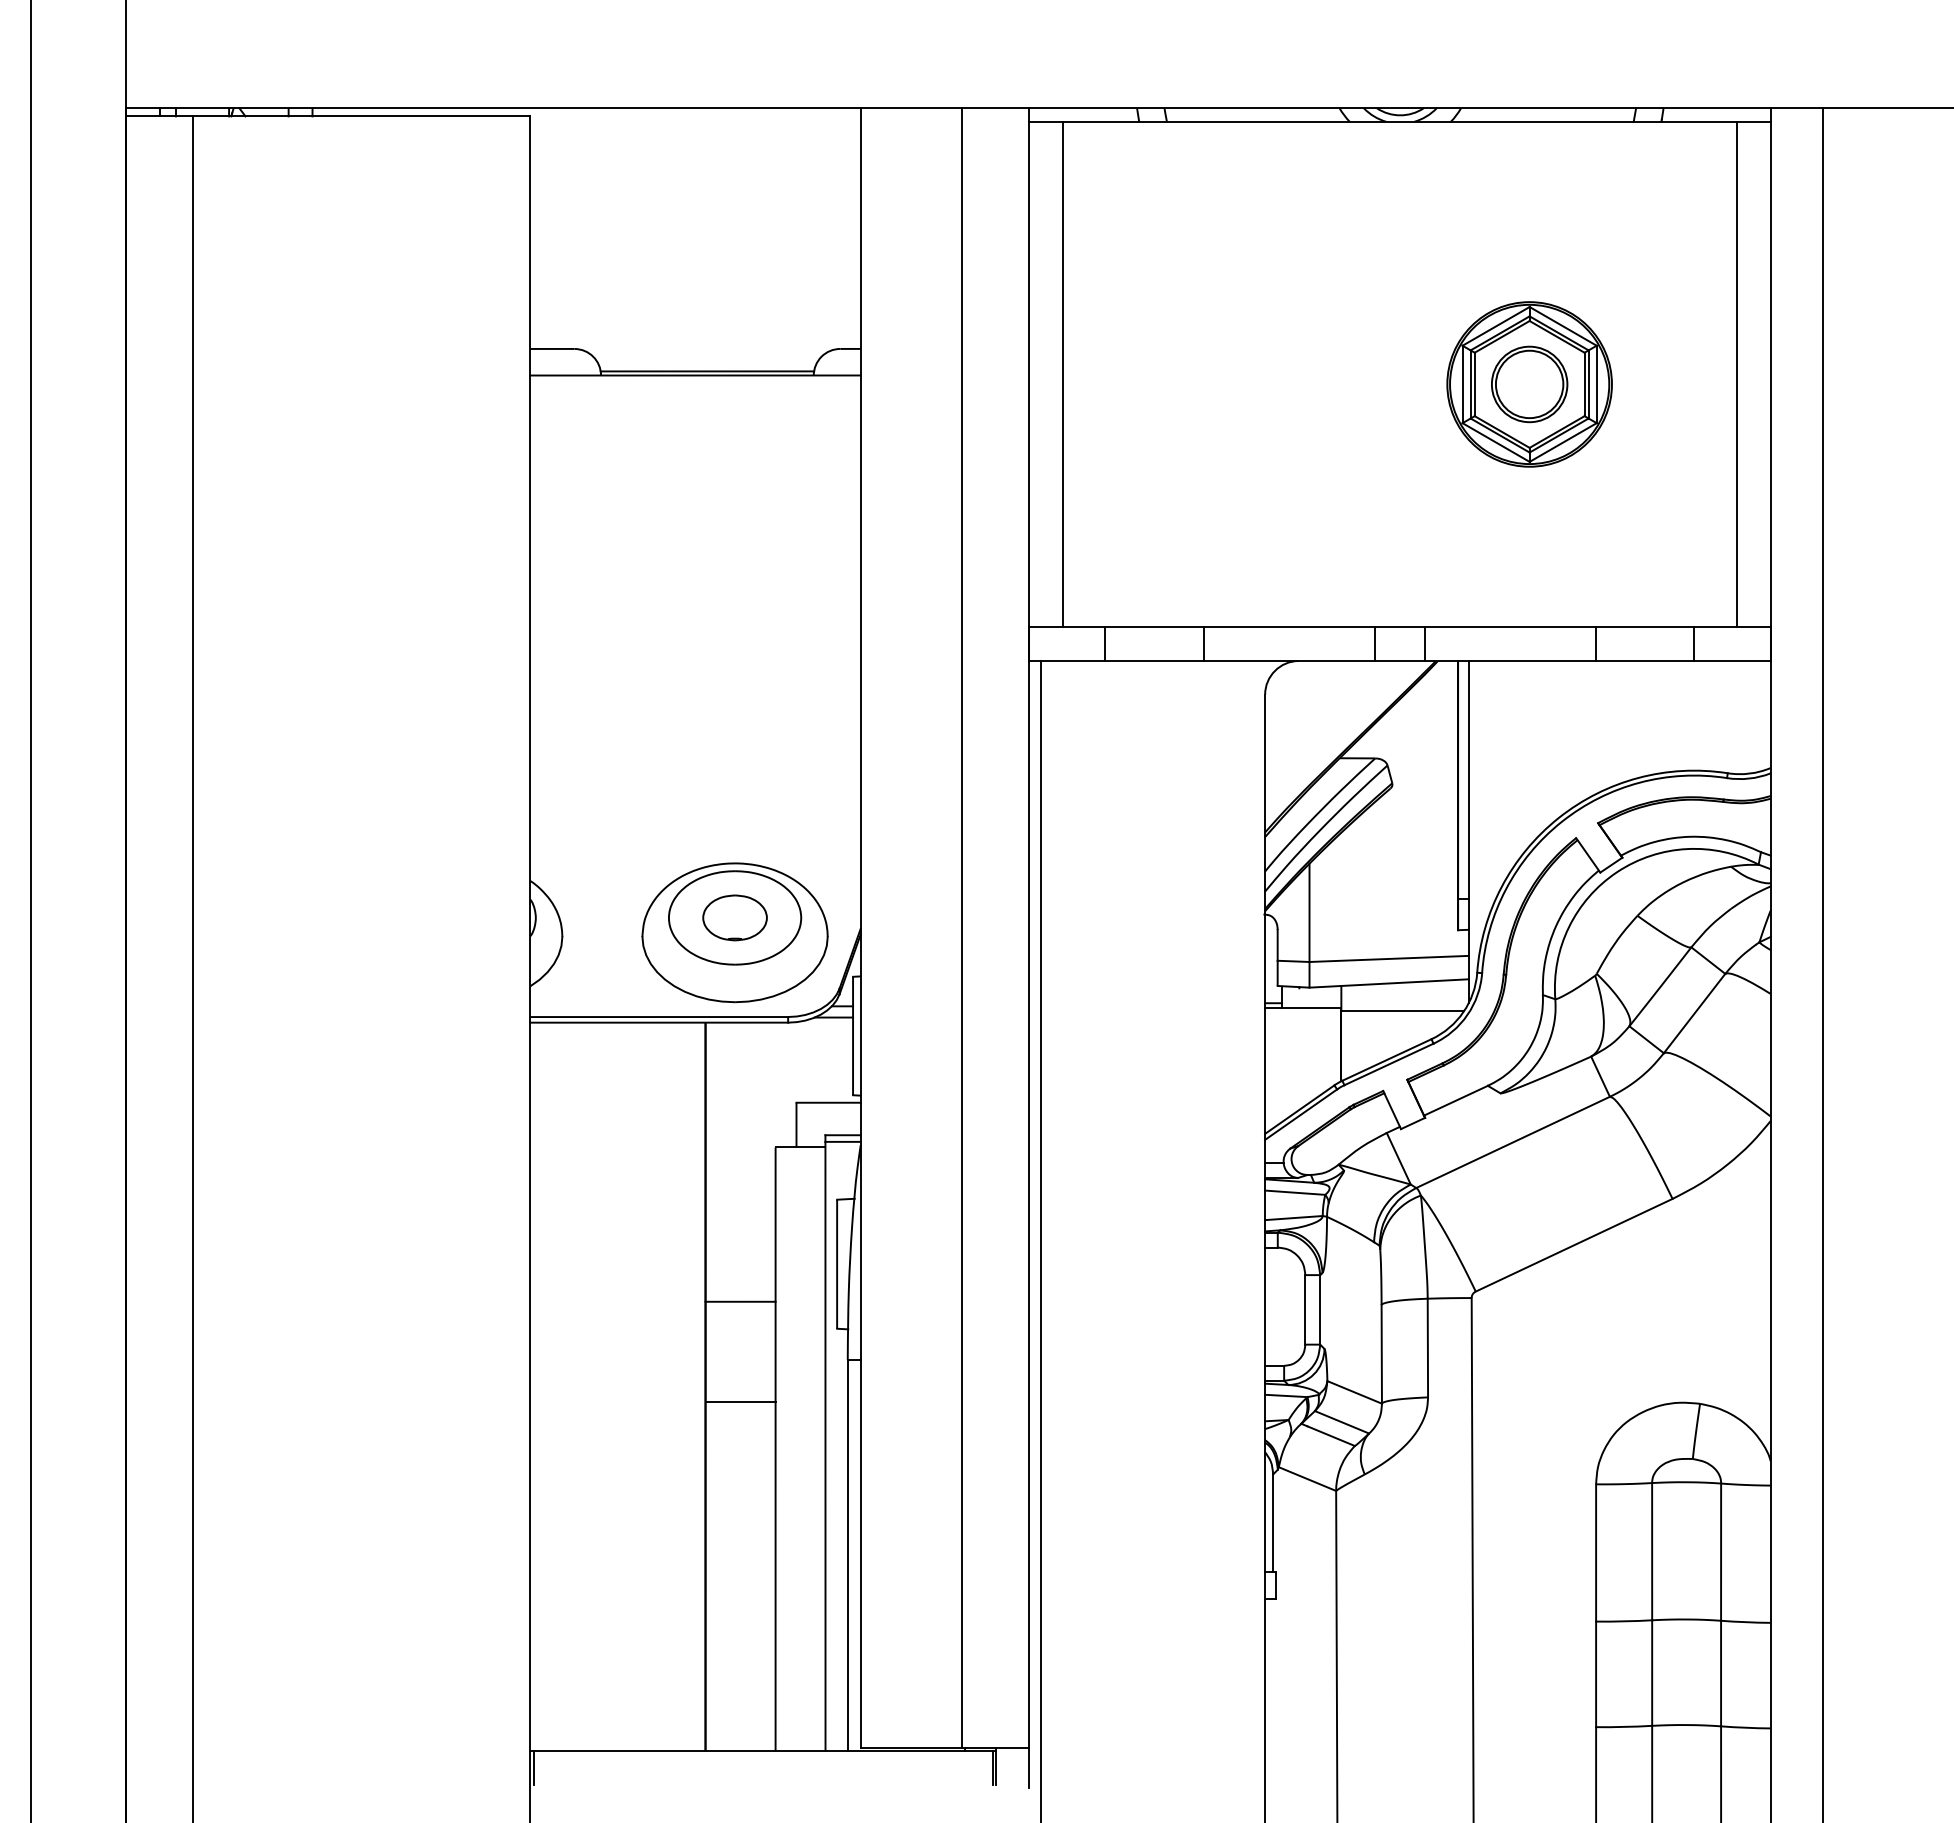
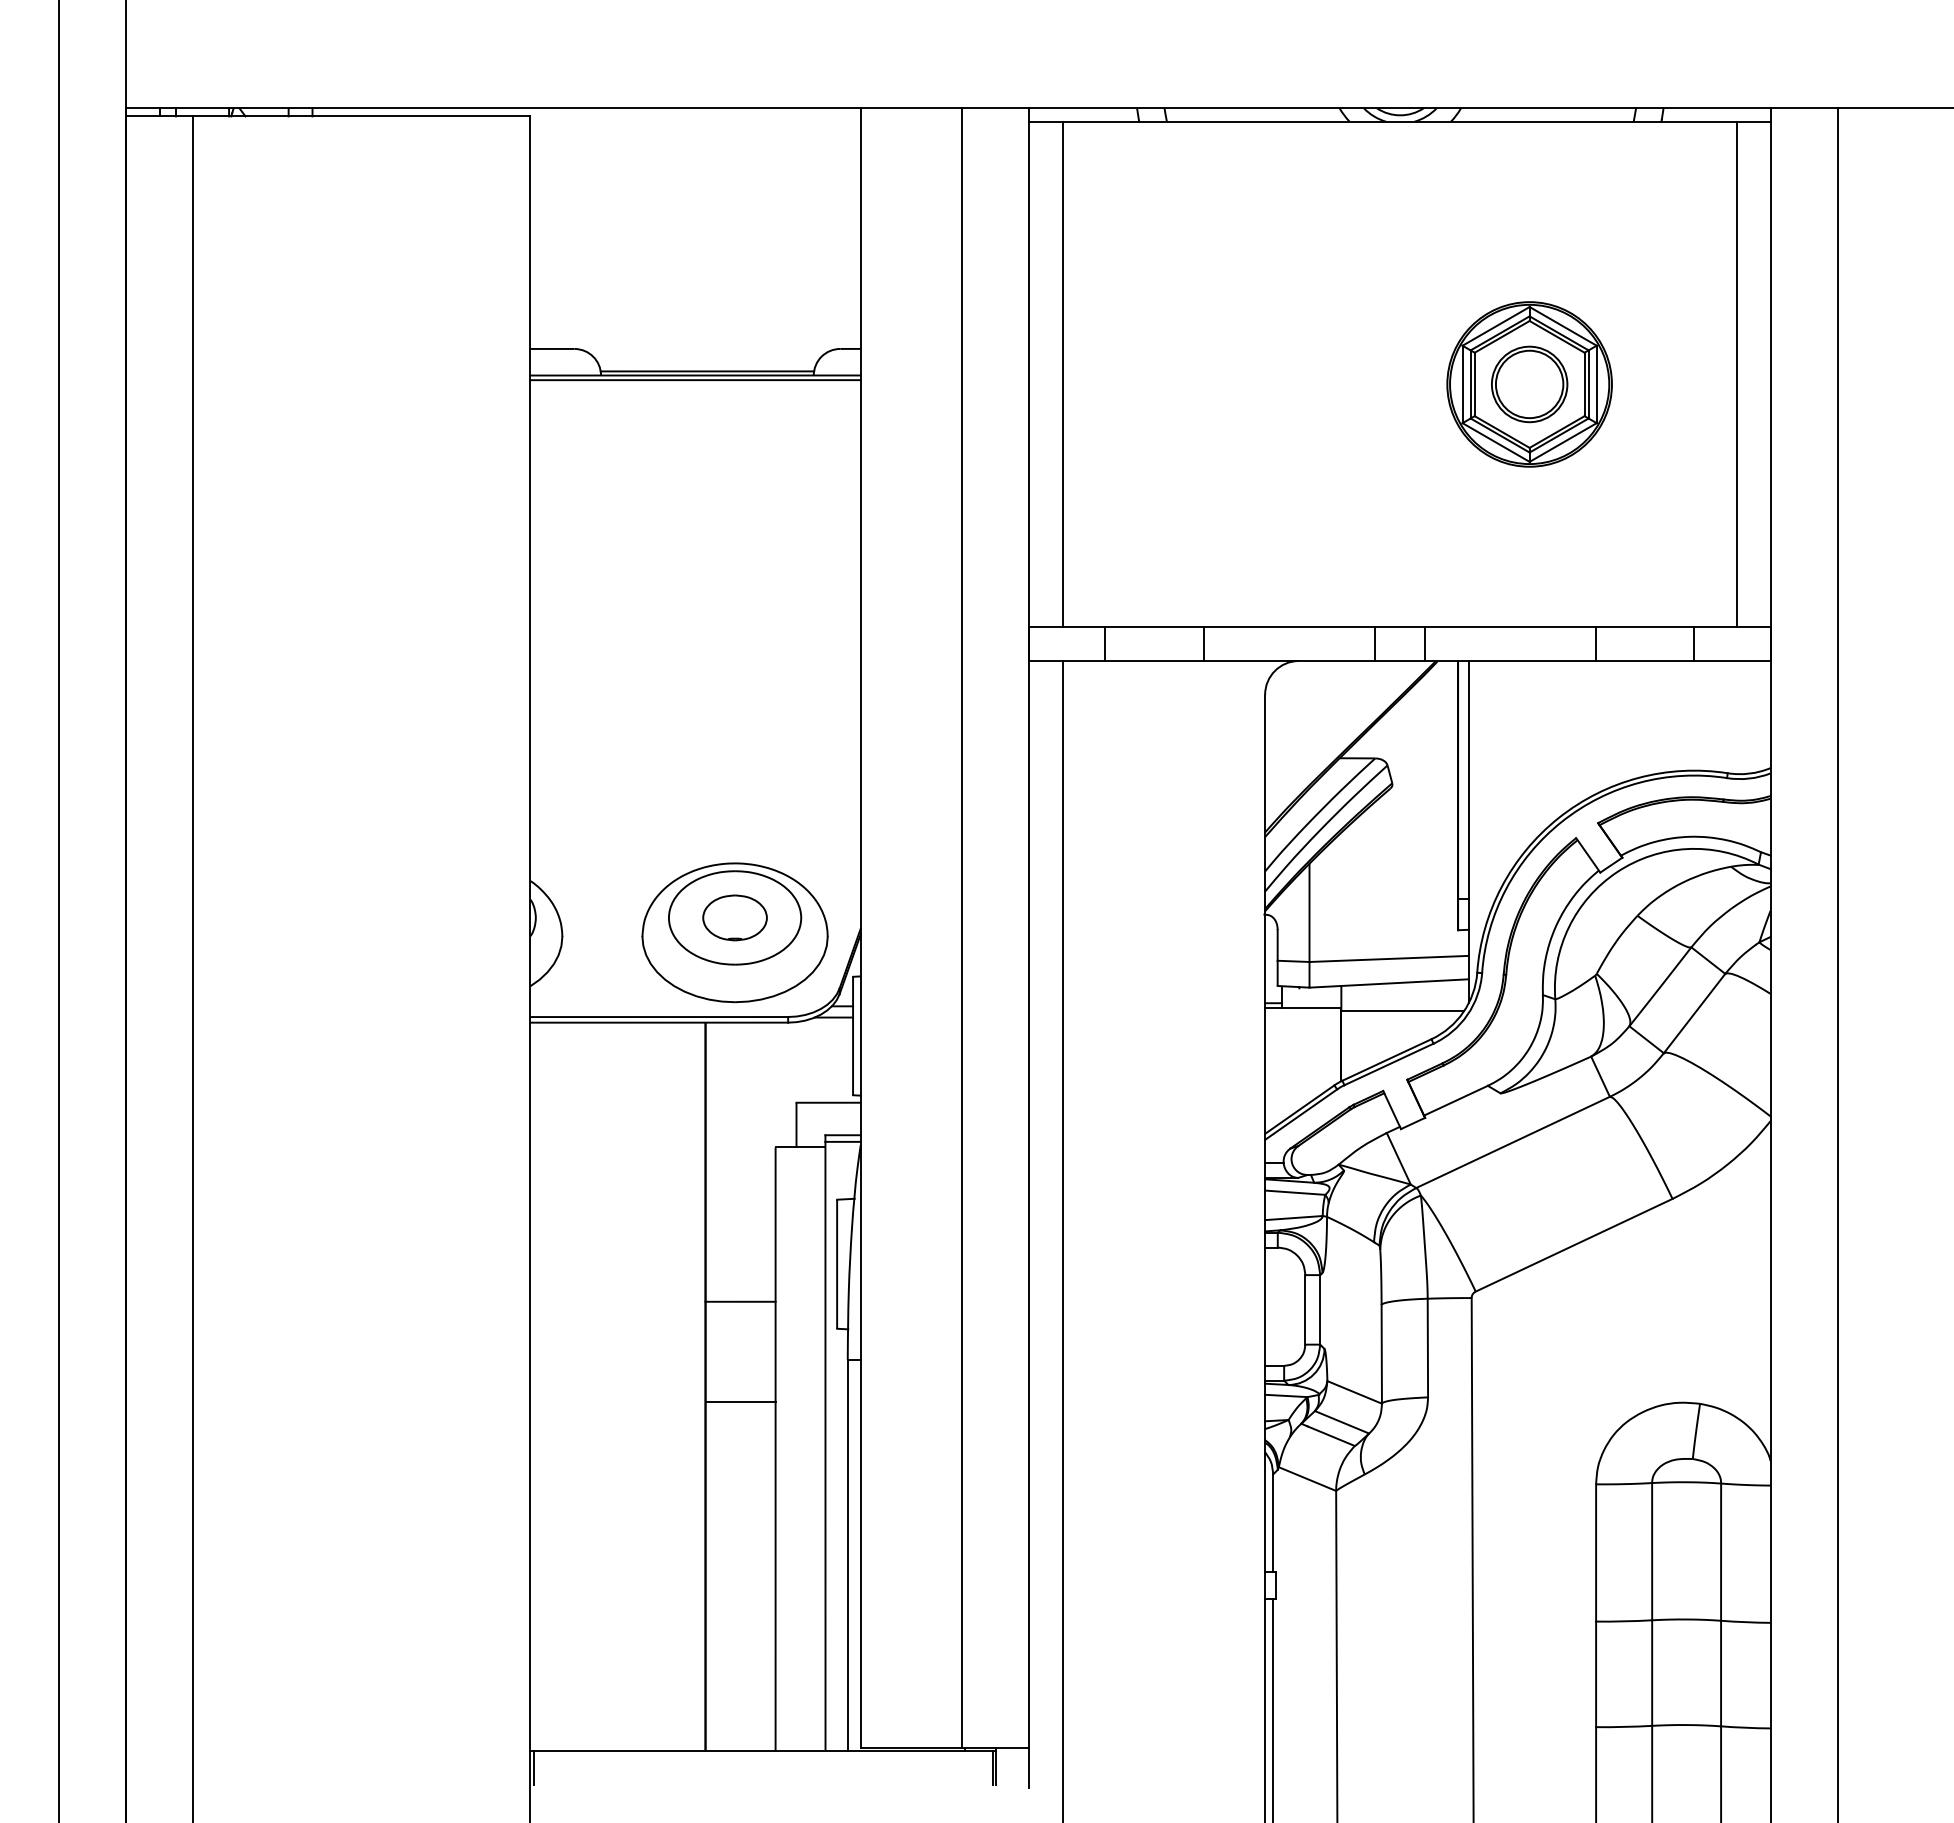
line: none -> present (695, 380)
line position: (30, 910) -> (58, 910) (58, 910)
line position: (1823, 963) -> (1838, 963) (1838, 963)
line position: (1040, 1240) -> (1062, 1240) (1062, 1240)
line: none -> present (1273, 1708)
